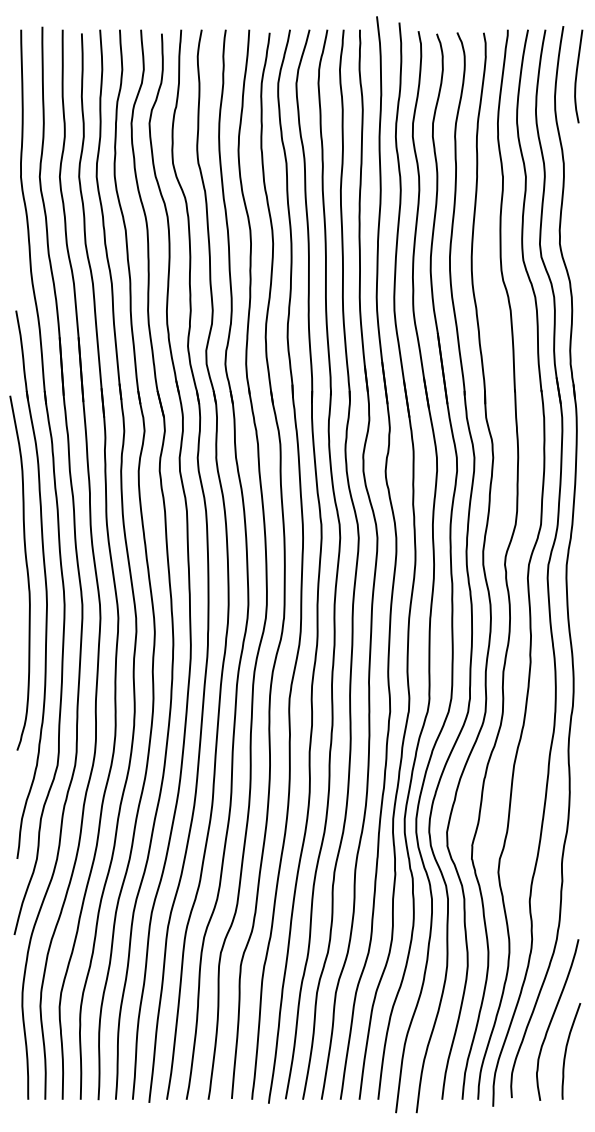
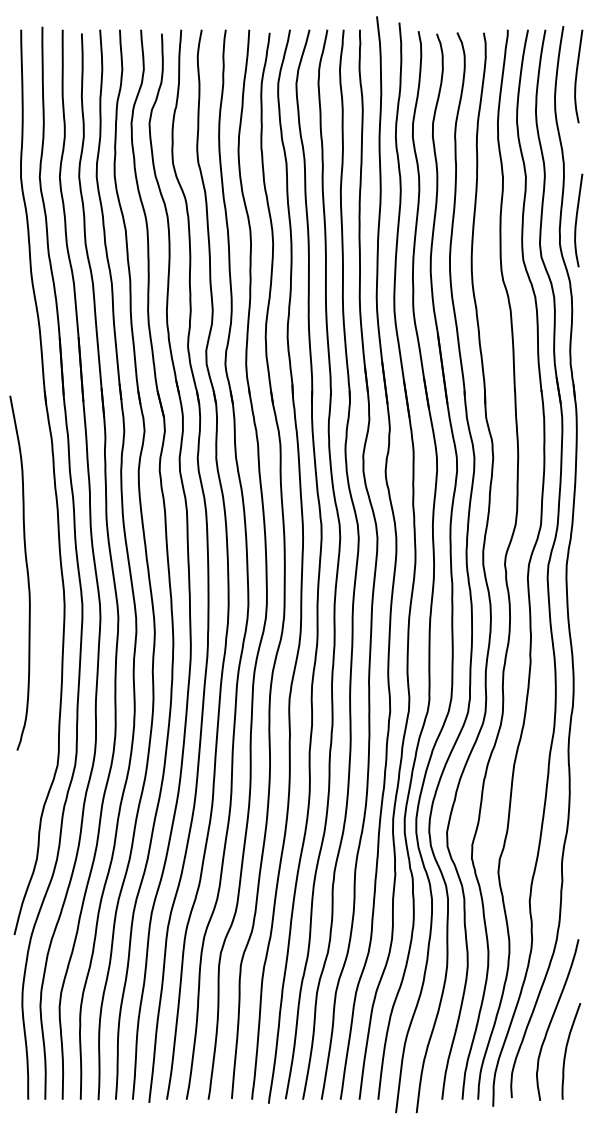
curve: none -> present (577, 220)
part: present -> none (44, 580)
